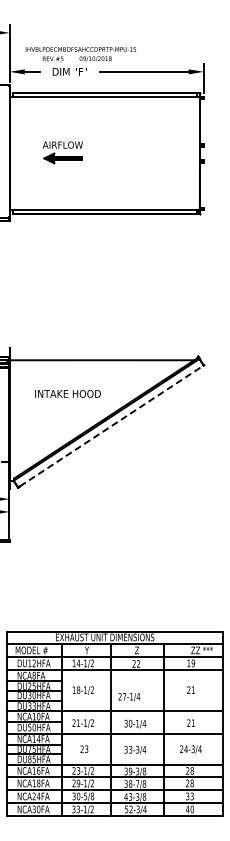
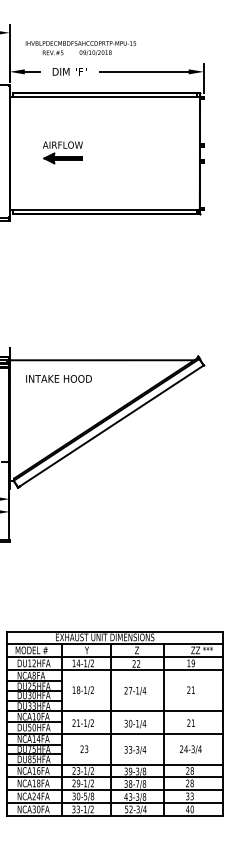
text position: (80, 54) -> (80, 48) (80, 48)
text position: (67, 393) -> (58, 378) (58, 378)
line: dashed -> solid (111, 425)
text position: (129, 697) -> (135, 691) (135, 691)
